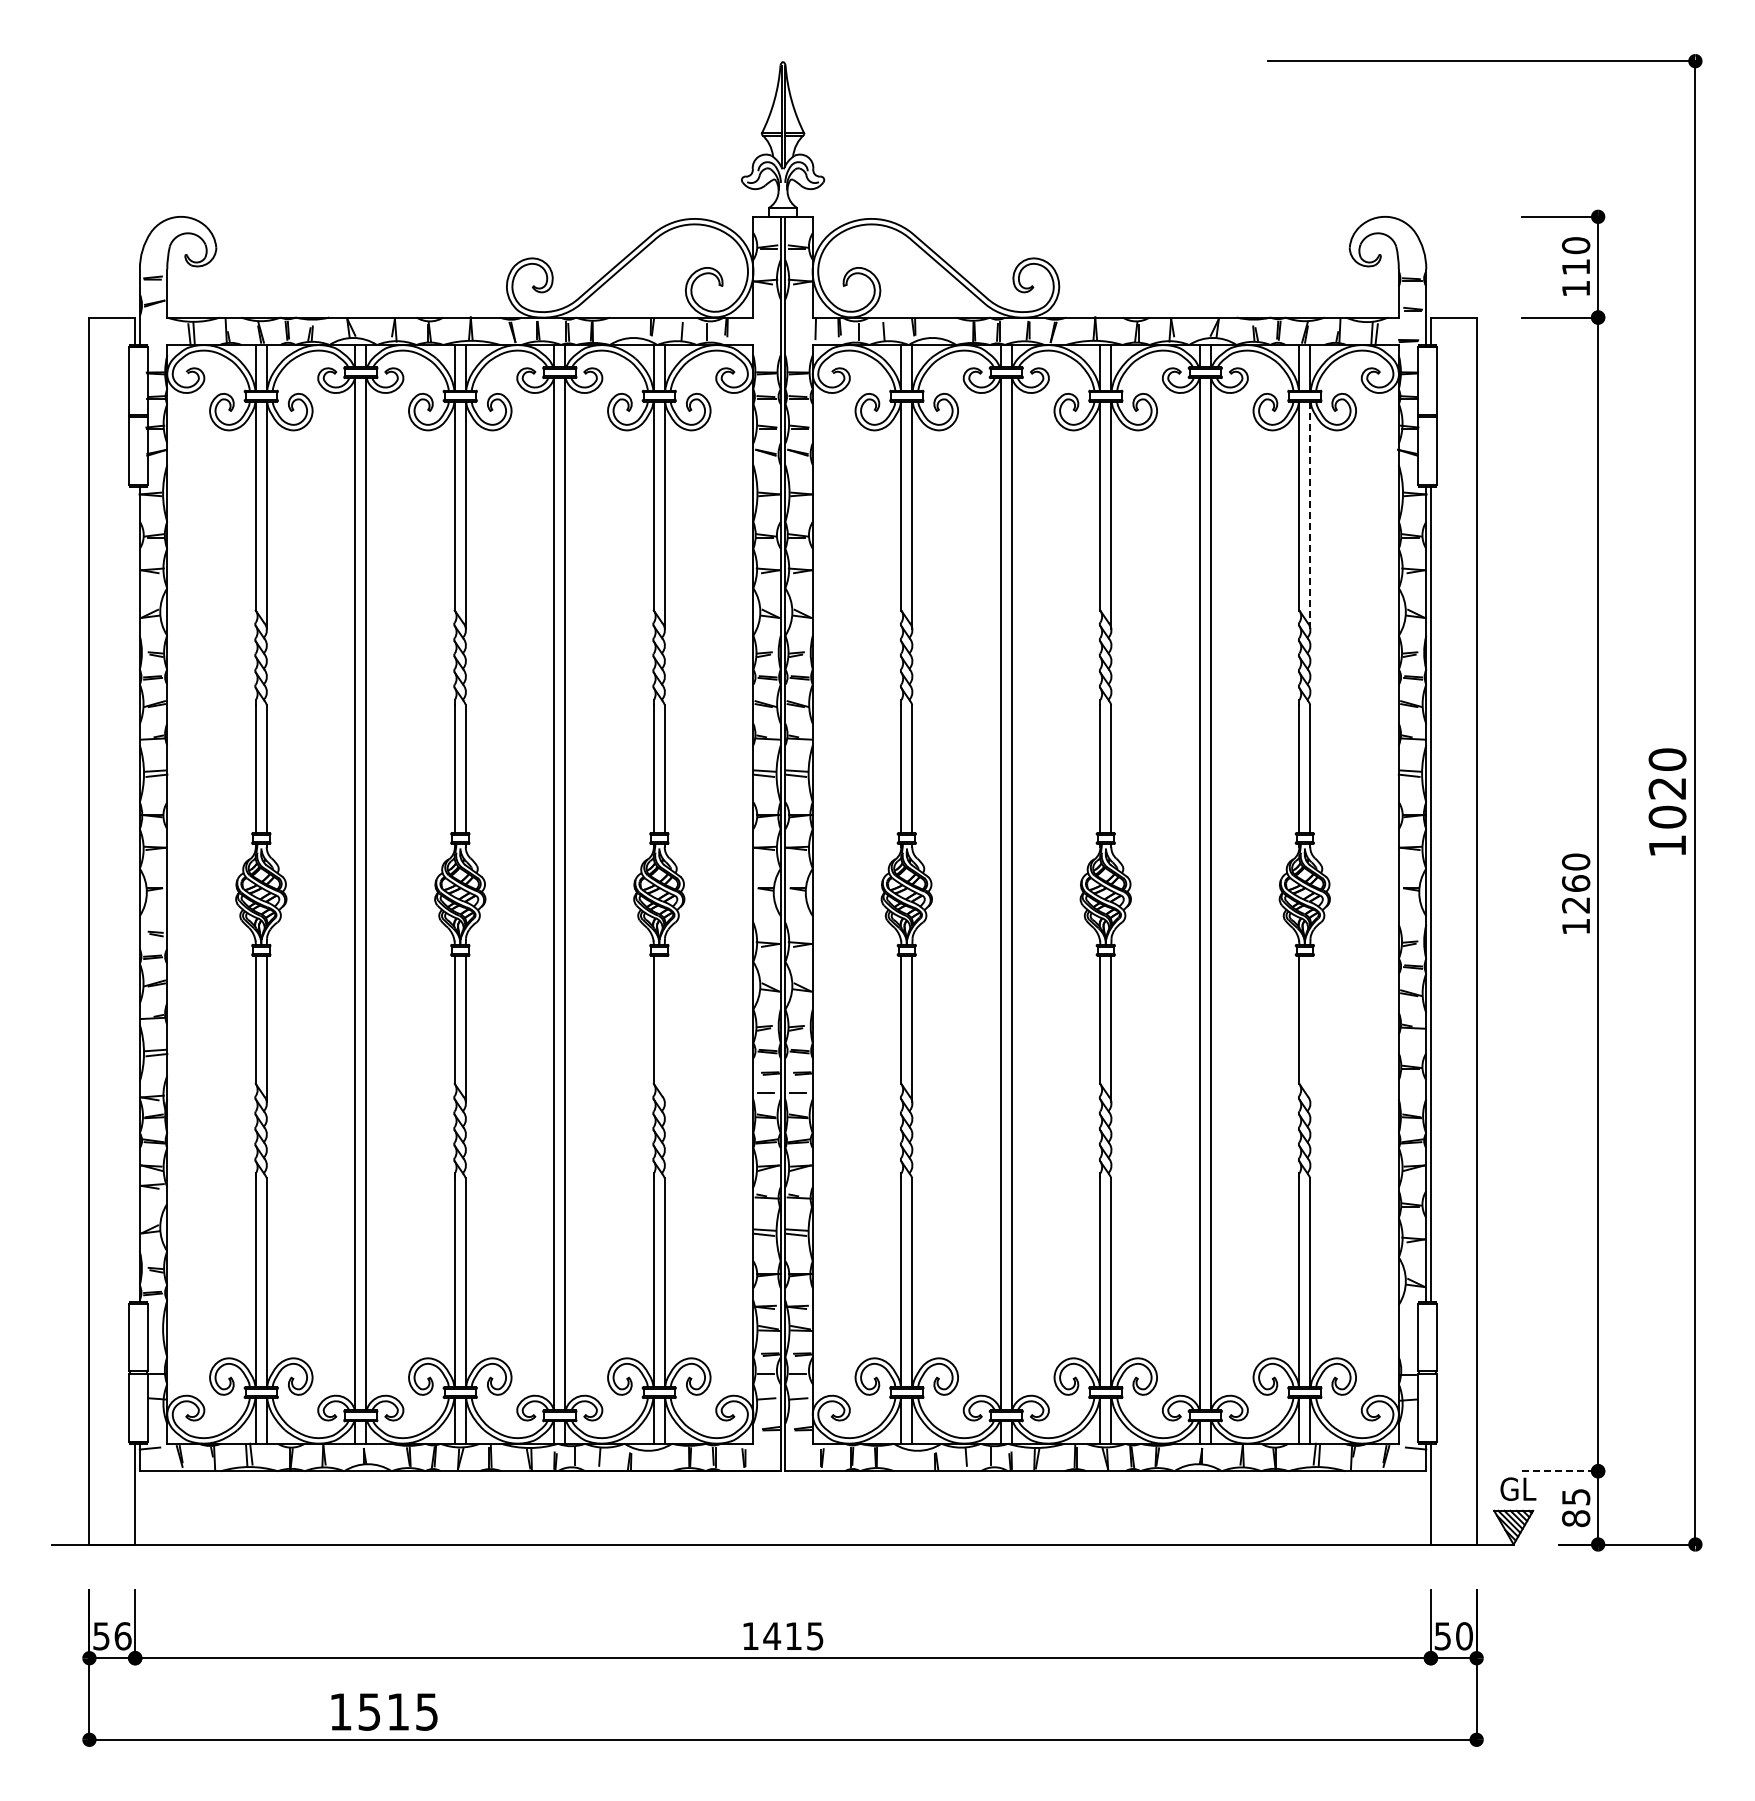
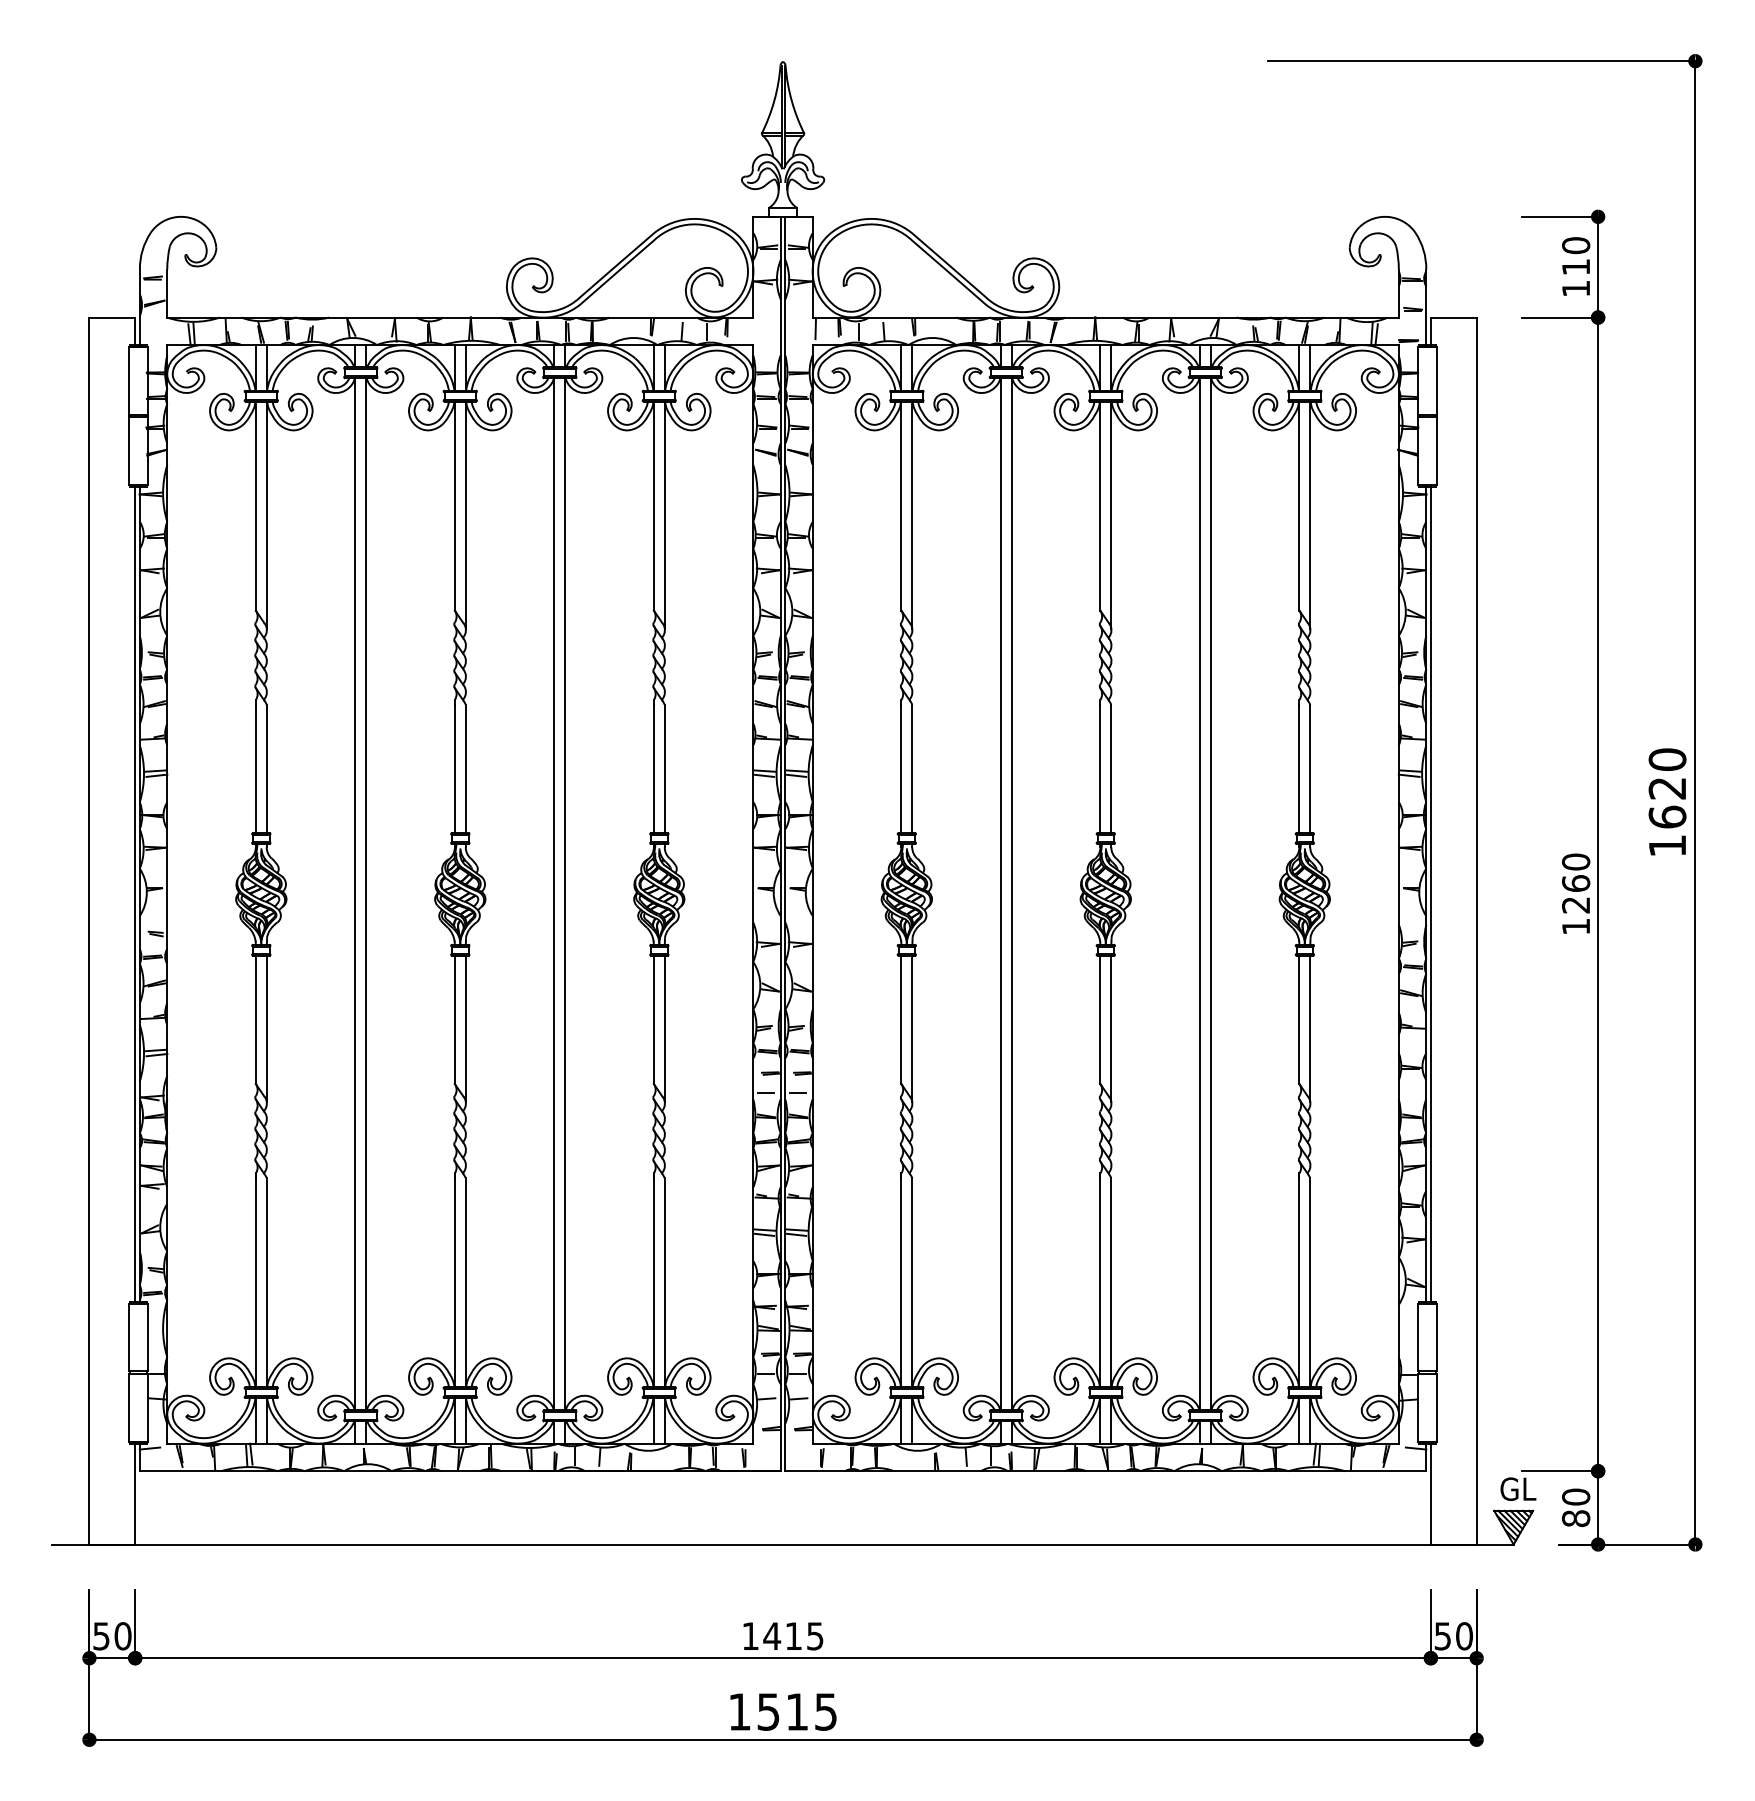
line: dashed -> solid (1310, 514)
text: 1020 -> 1620 (1667, 816)
line: none -> present (135, 893)
line: none -> present (664, 1028)
line: none -> present (1310, 1028)
line: dashed -> solid (1560, 1471)
text: 85 -> 80 (1576, 1496)
text: 56 -> 50 (122, 1636)
text position: (384, 1711) -> (783, 1711) (783, 1711)
